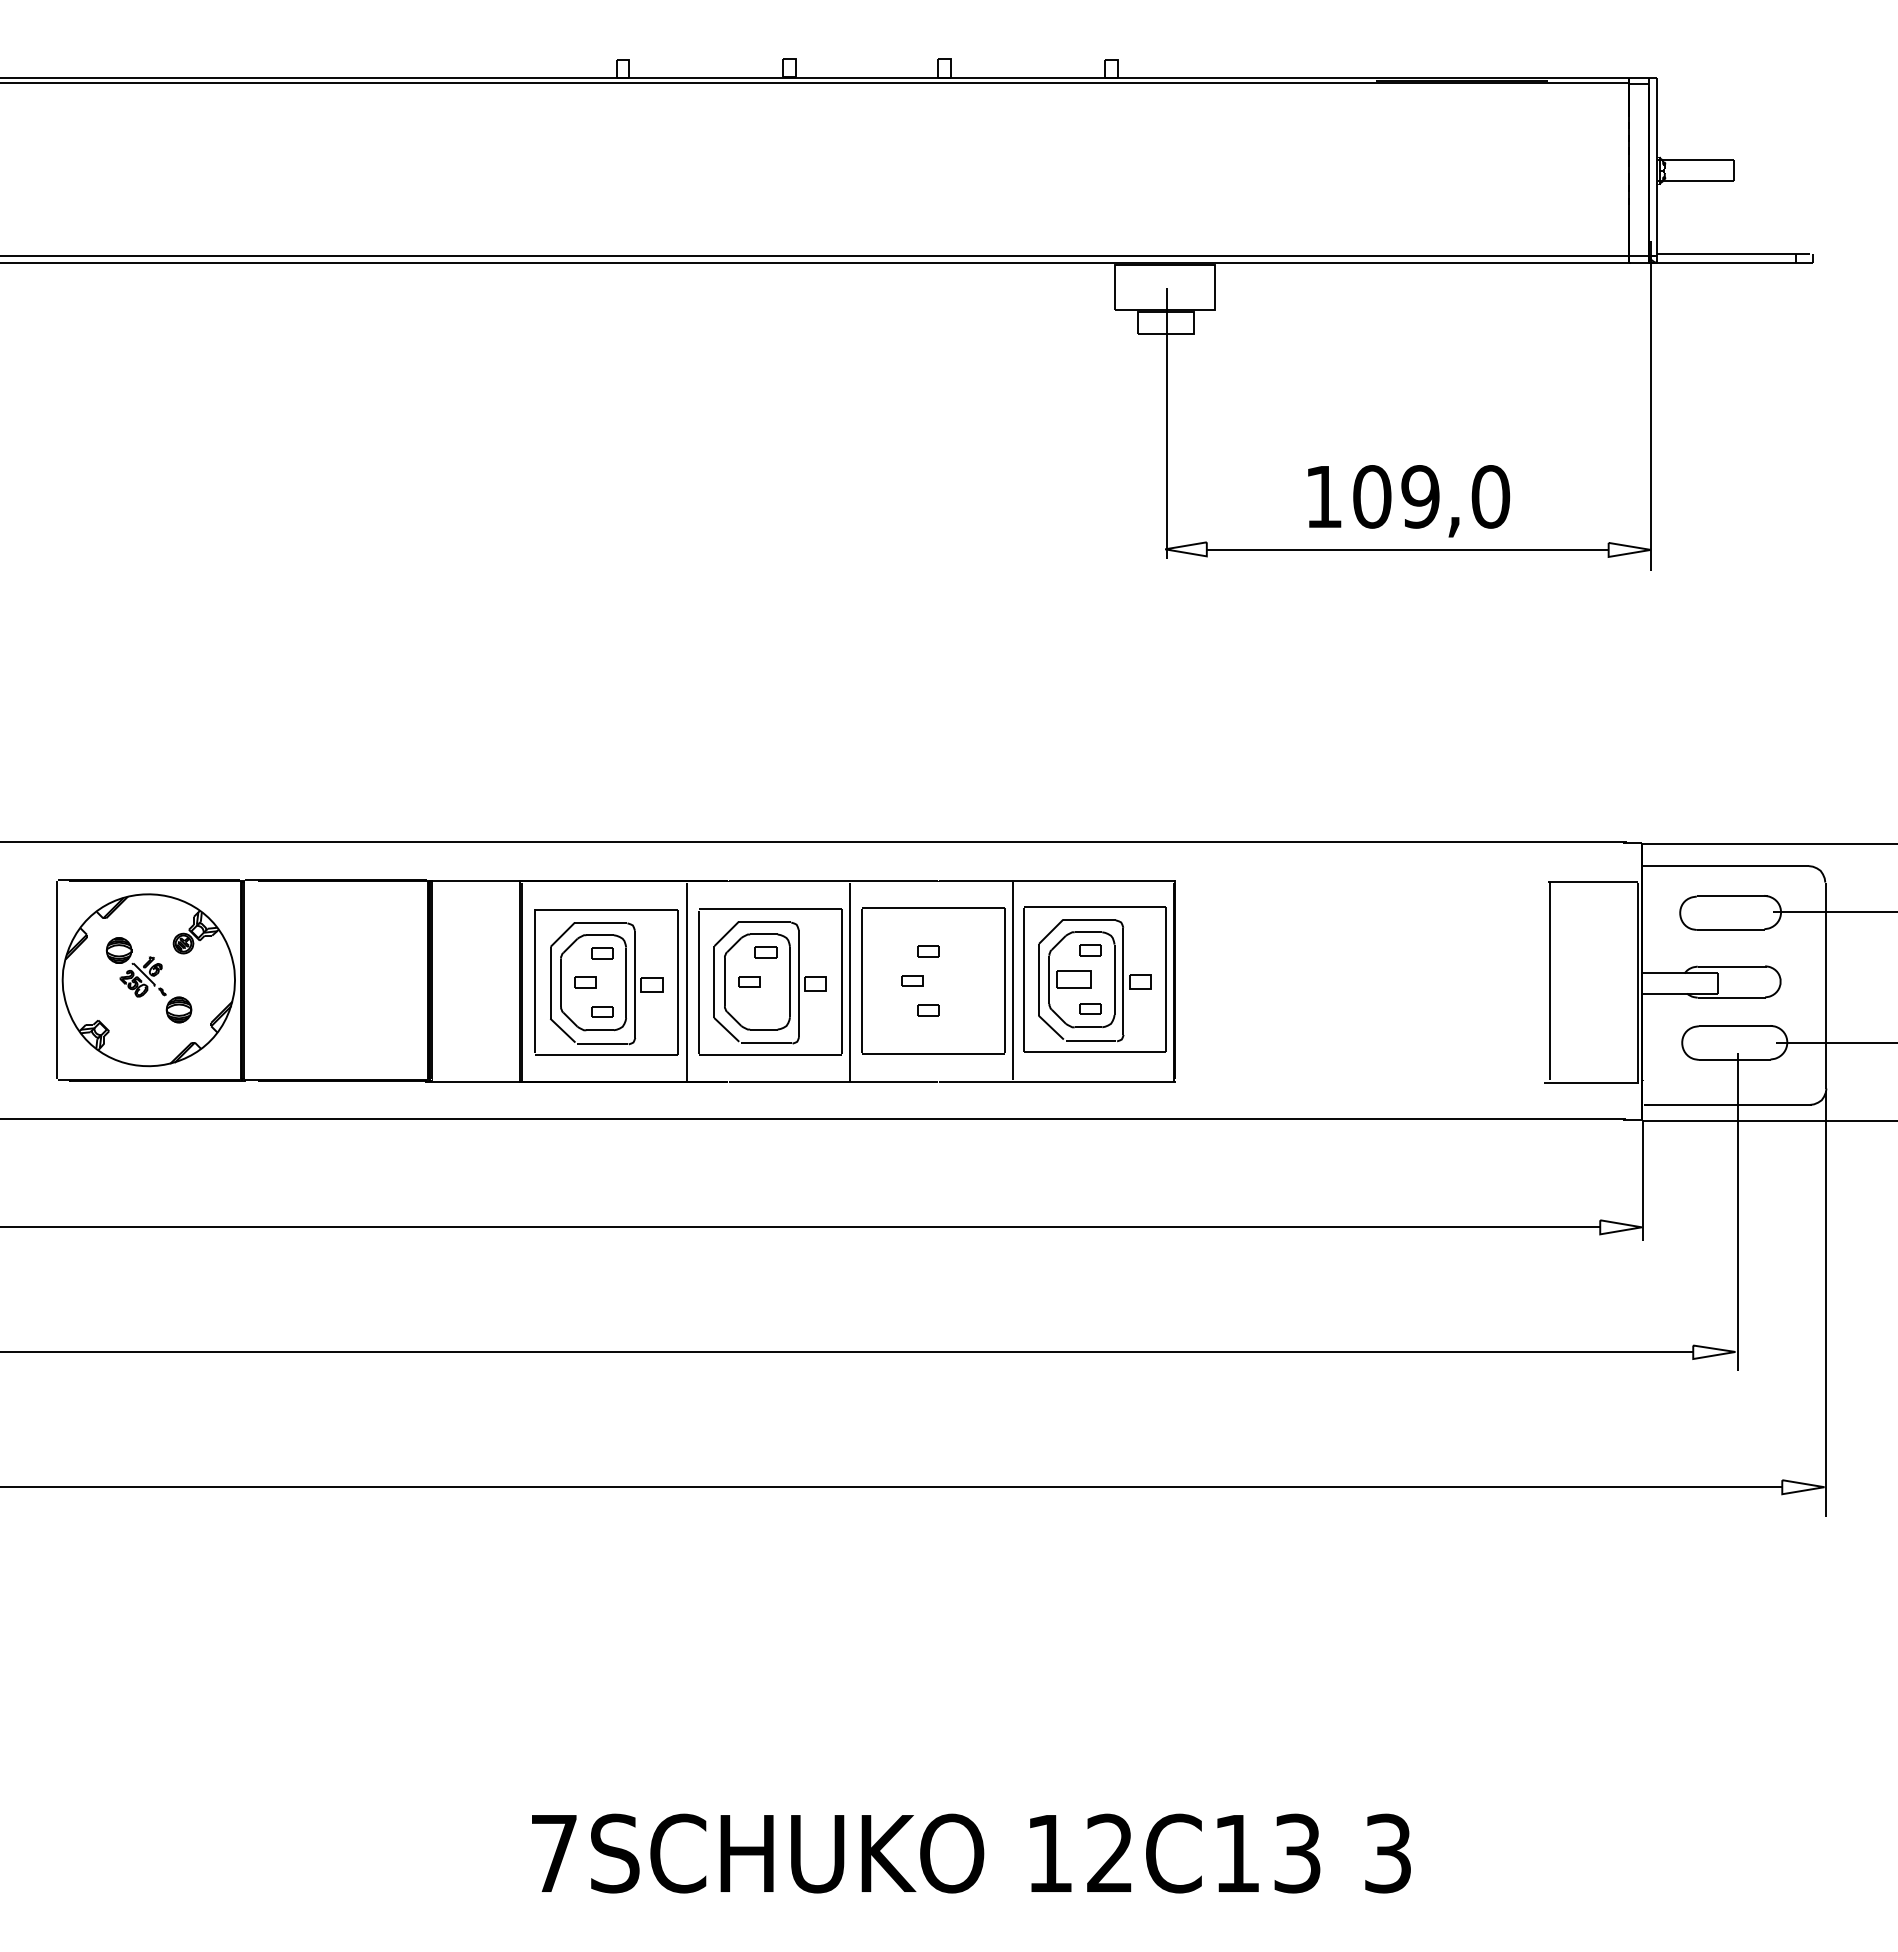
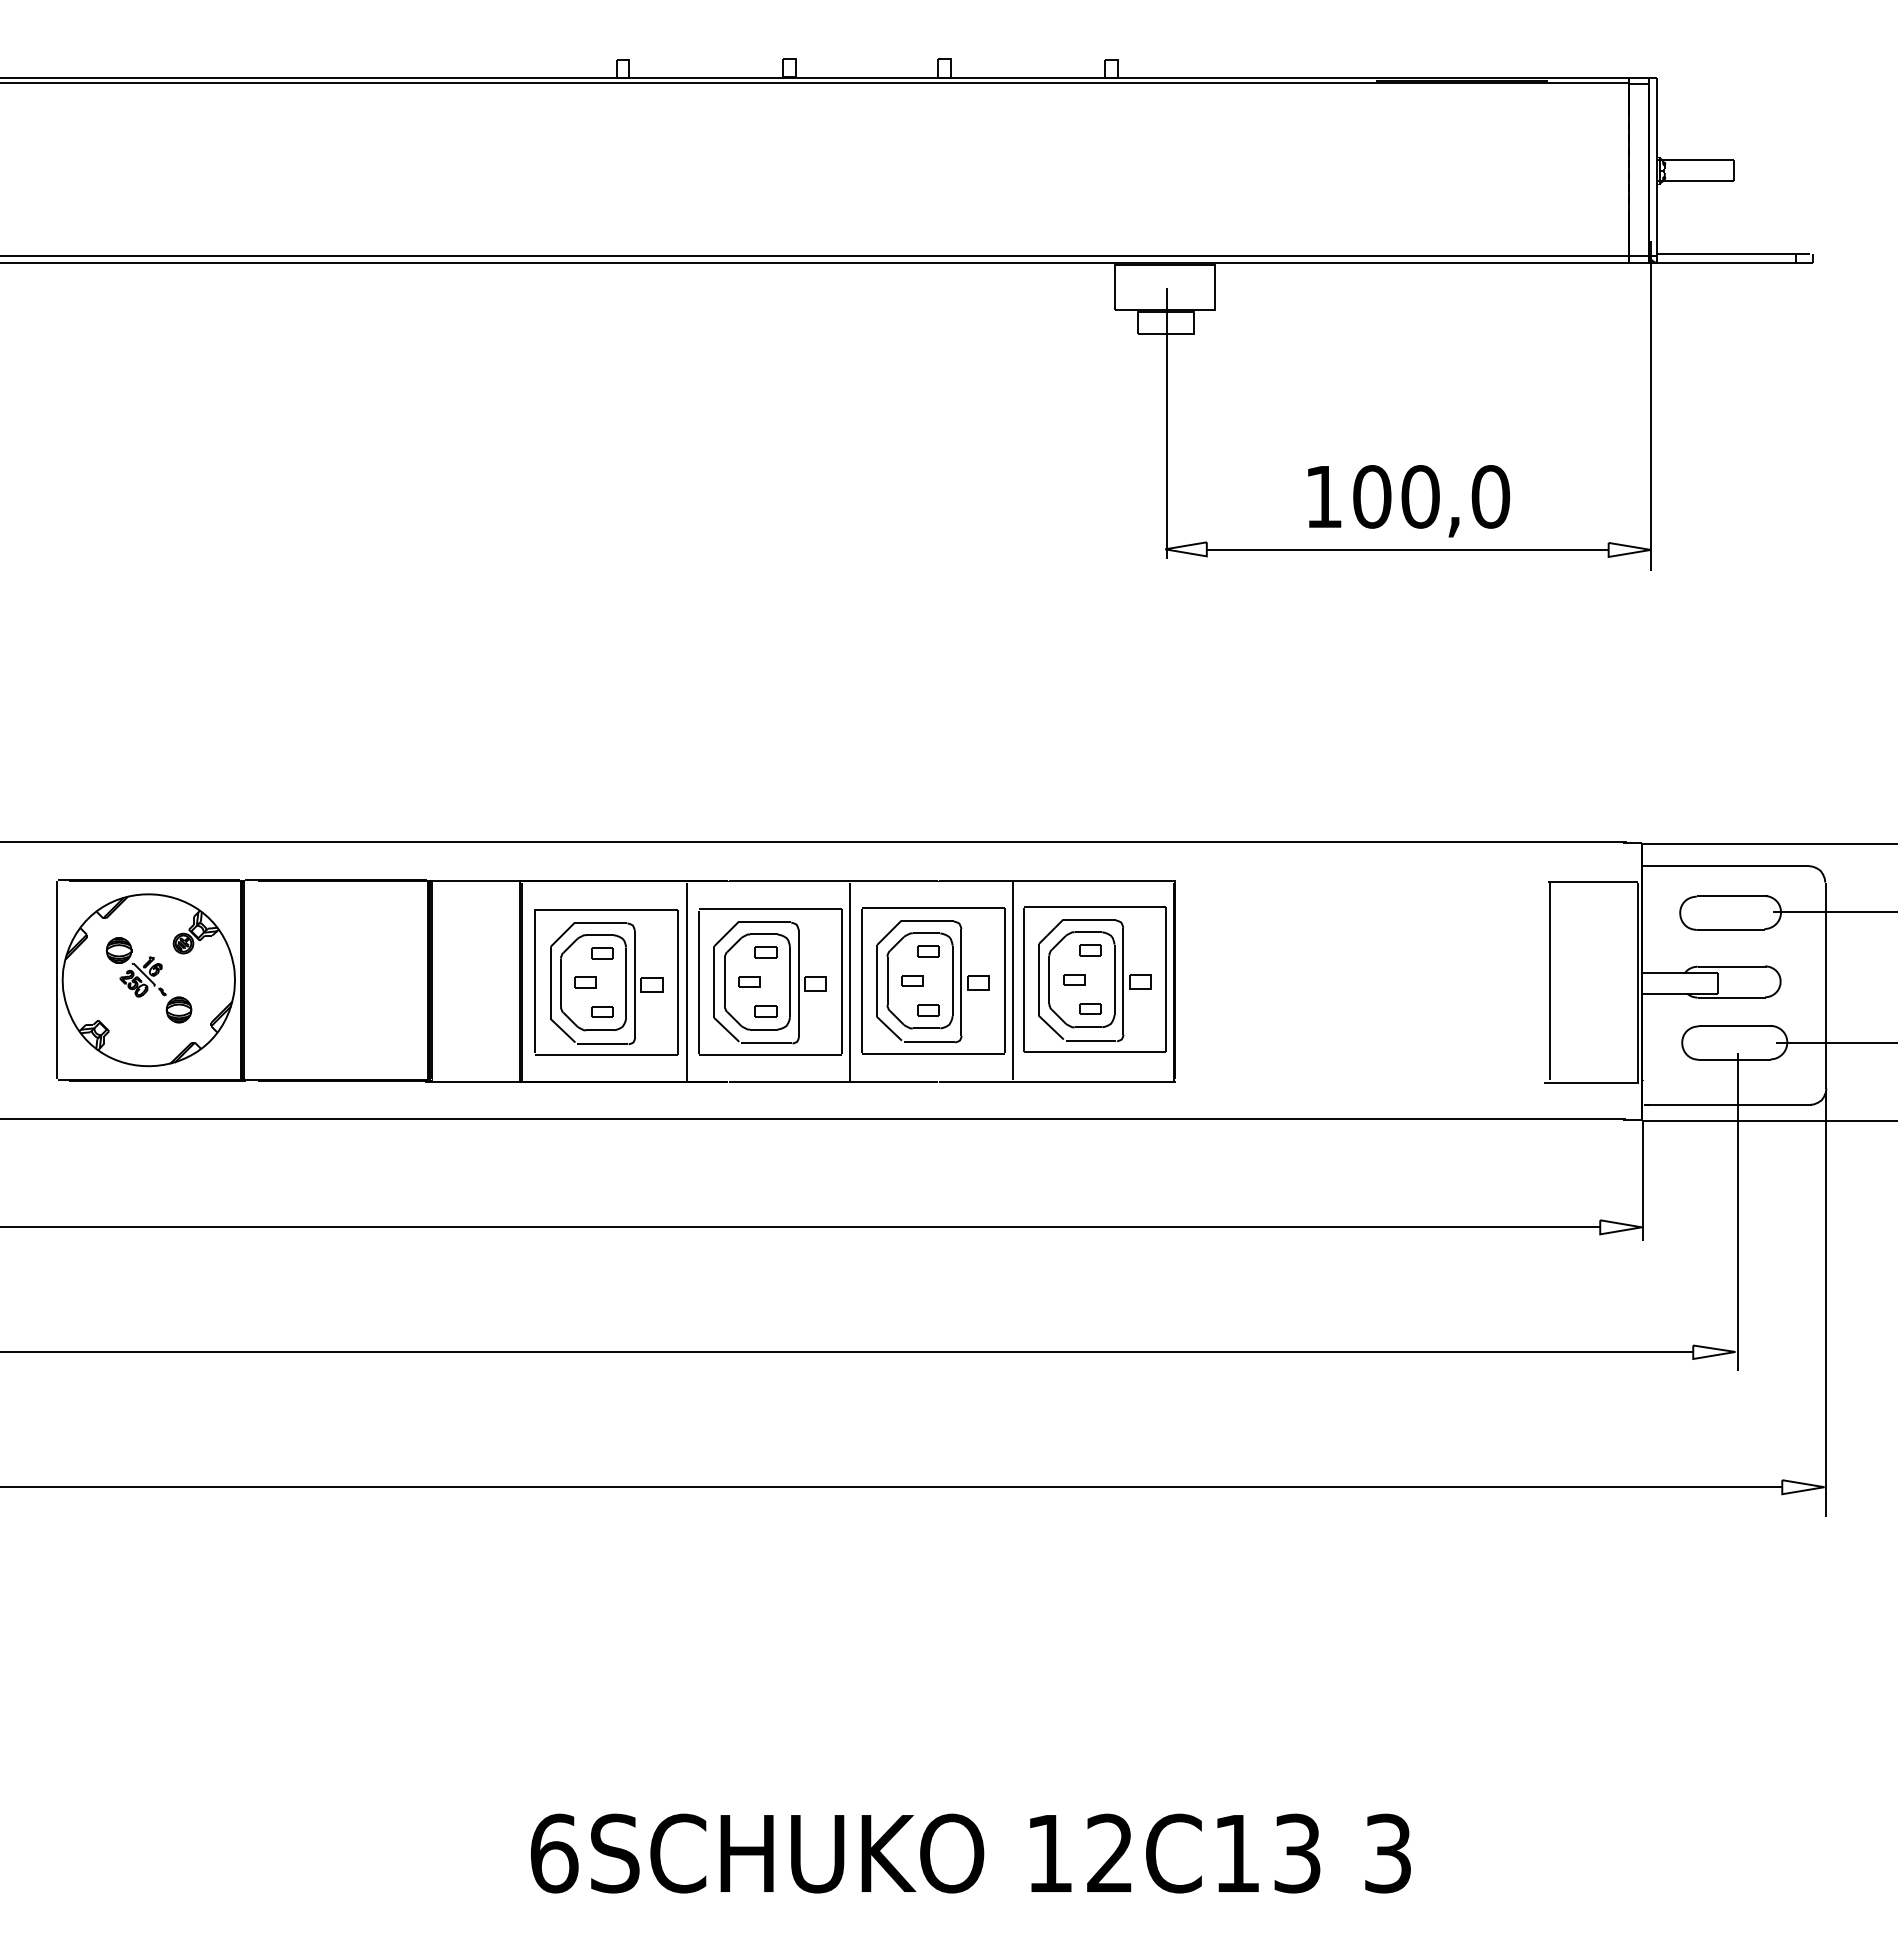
text: 109 -> 100 (1420, 496)
part size: 36x19 px -> 23x12 px (1074, 979)
part: none -> present (932, 981)
part: none -> present (765, 1011)
text: 7SCHUKO -> 6SCHUKO (554, 1853)
